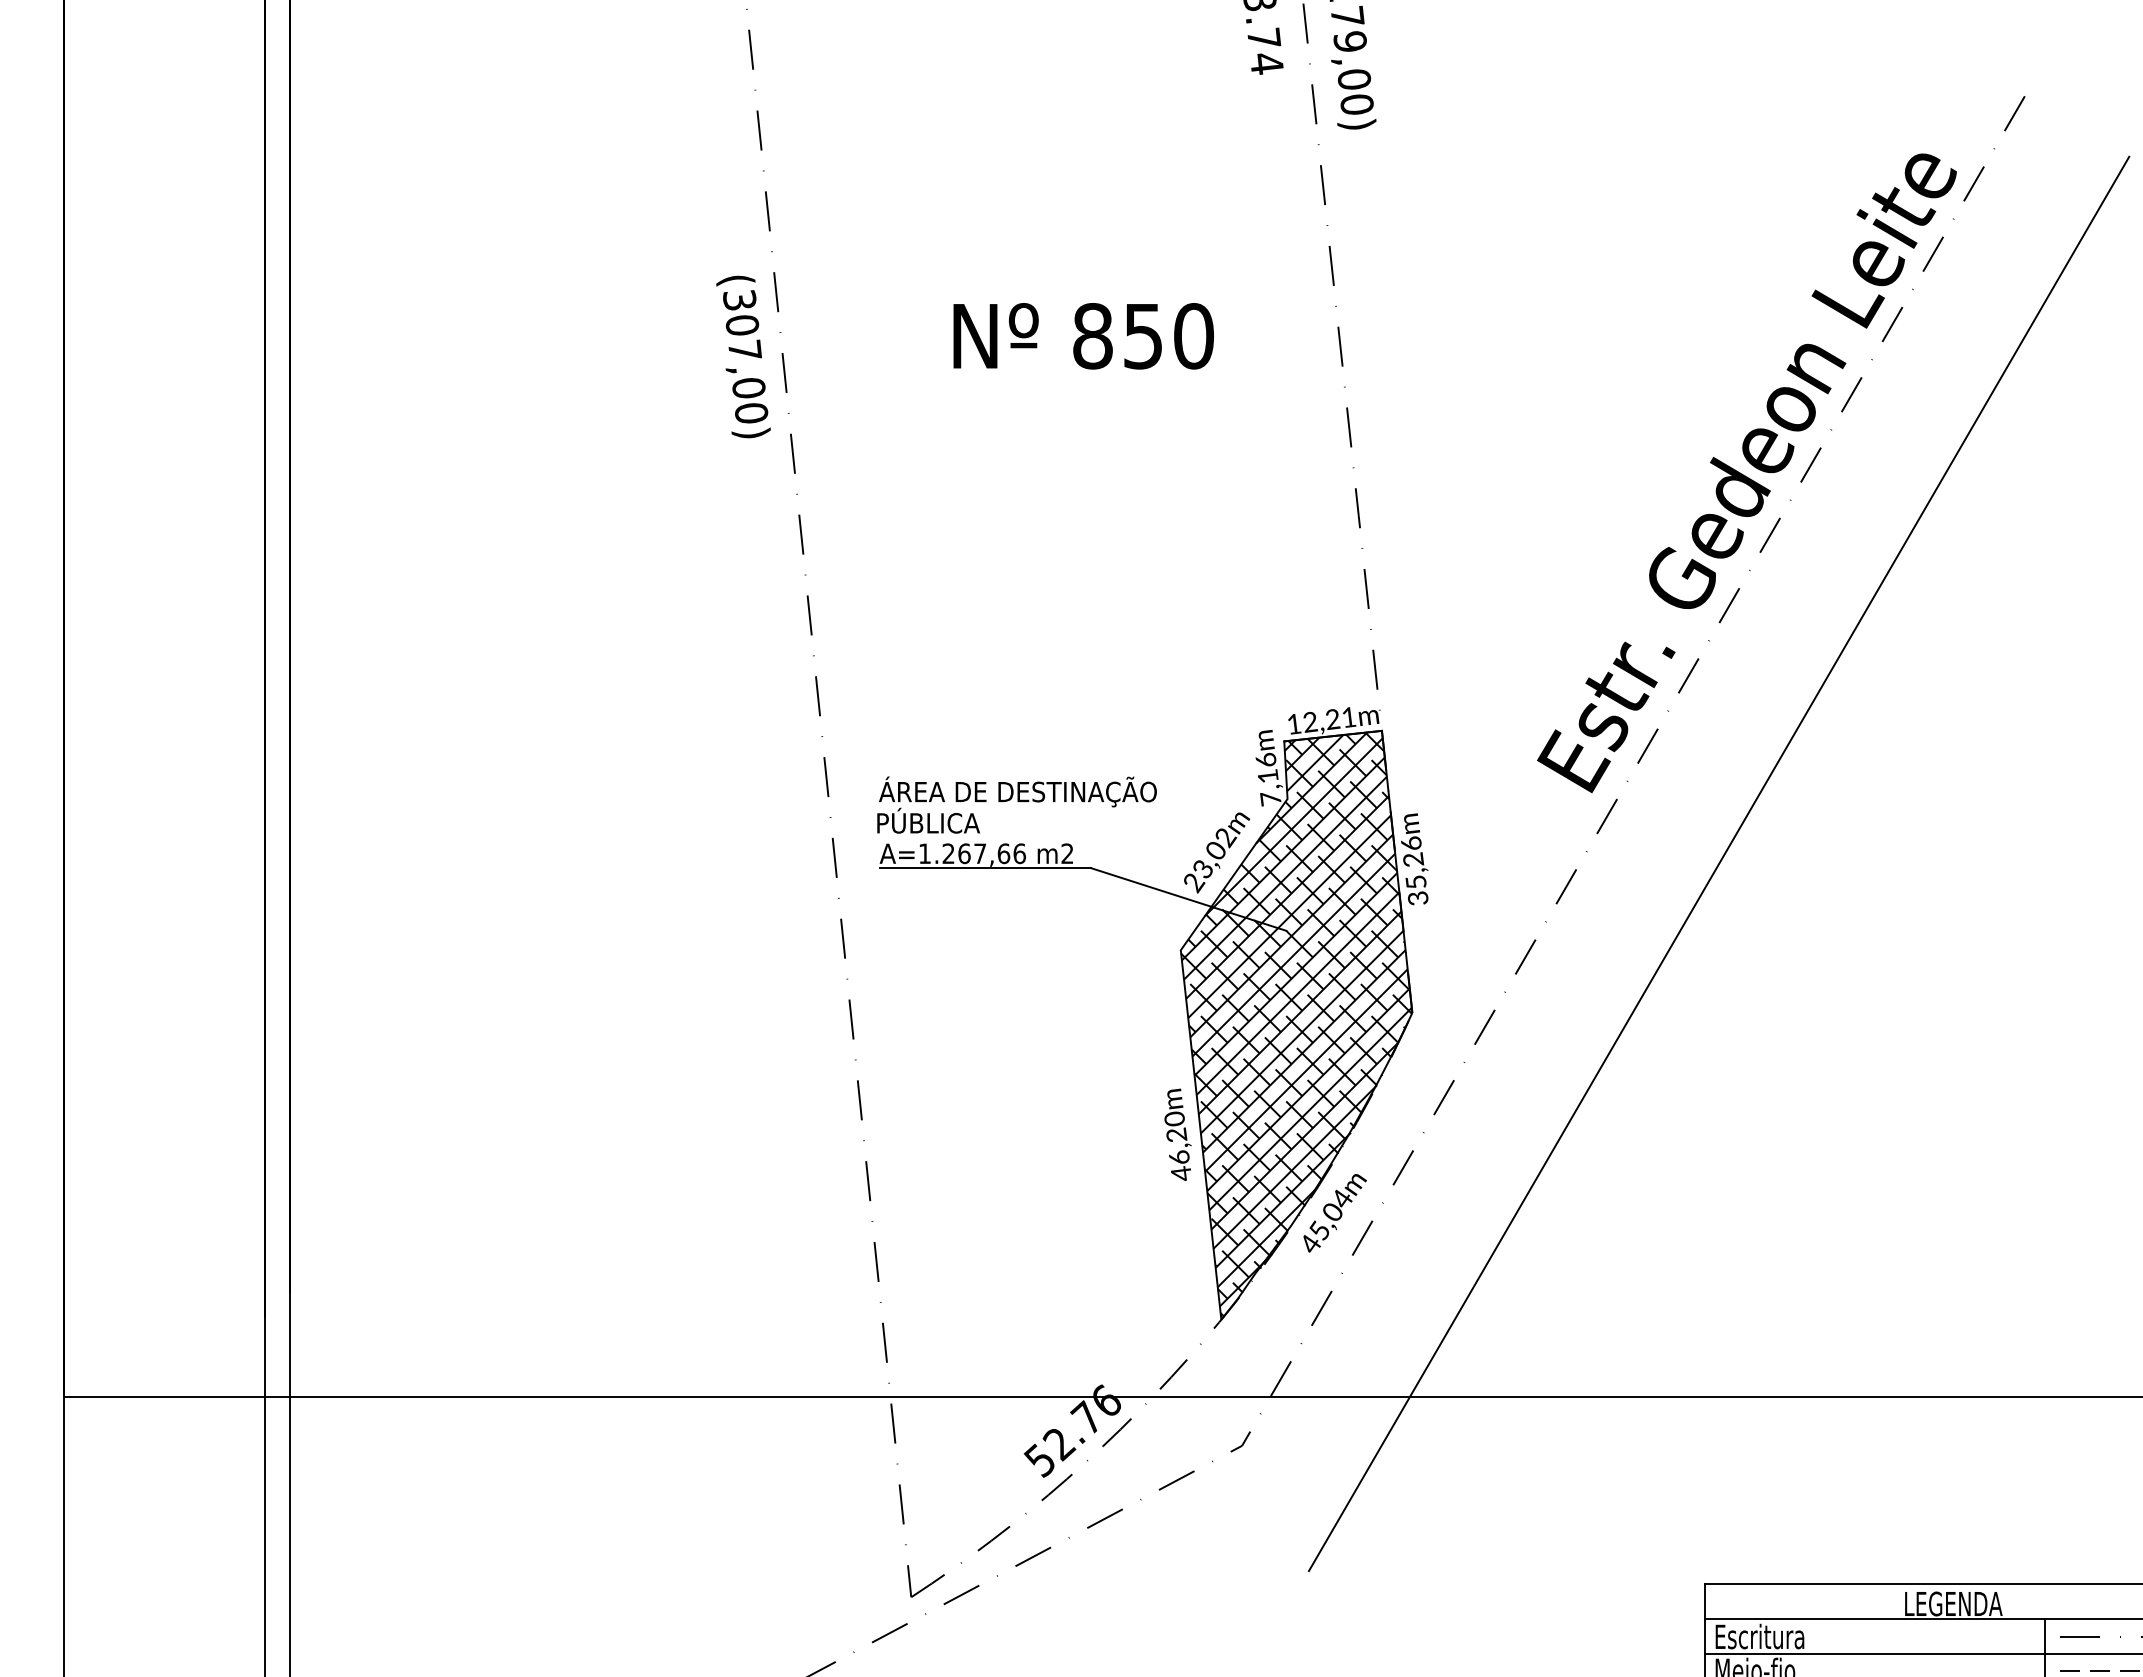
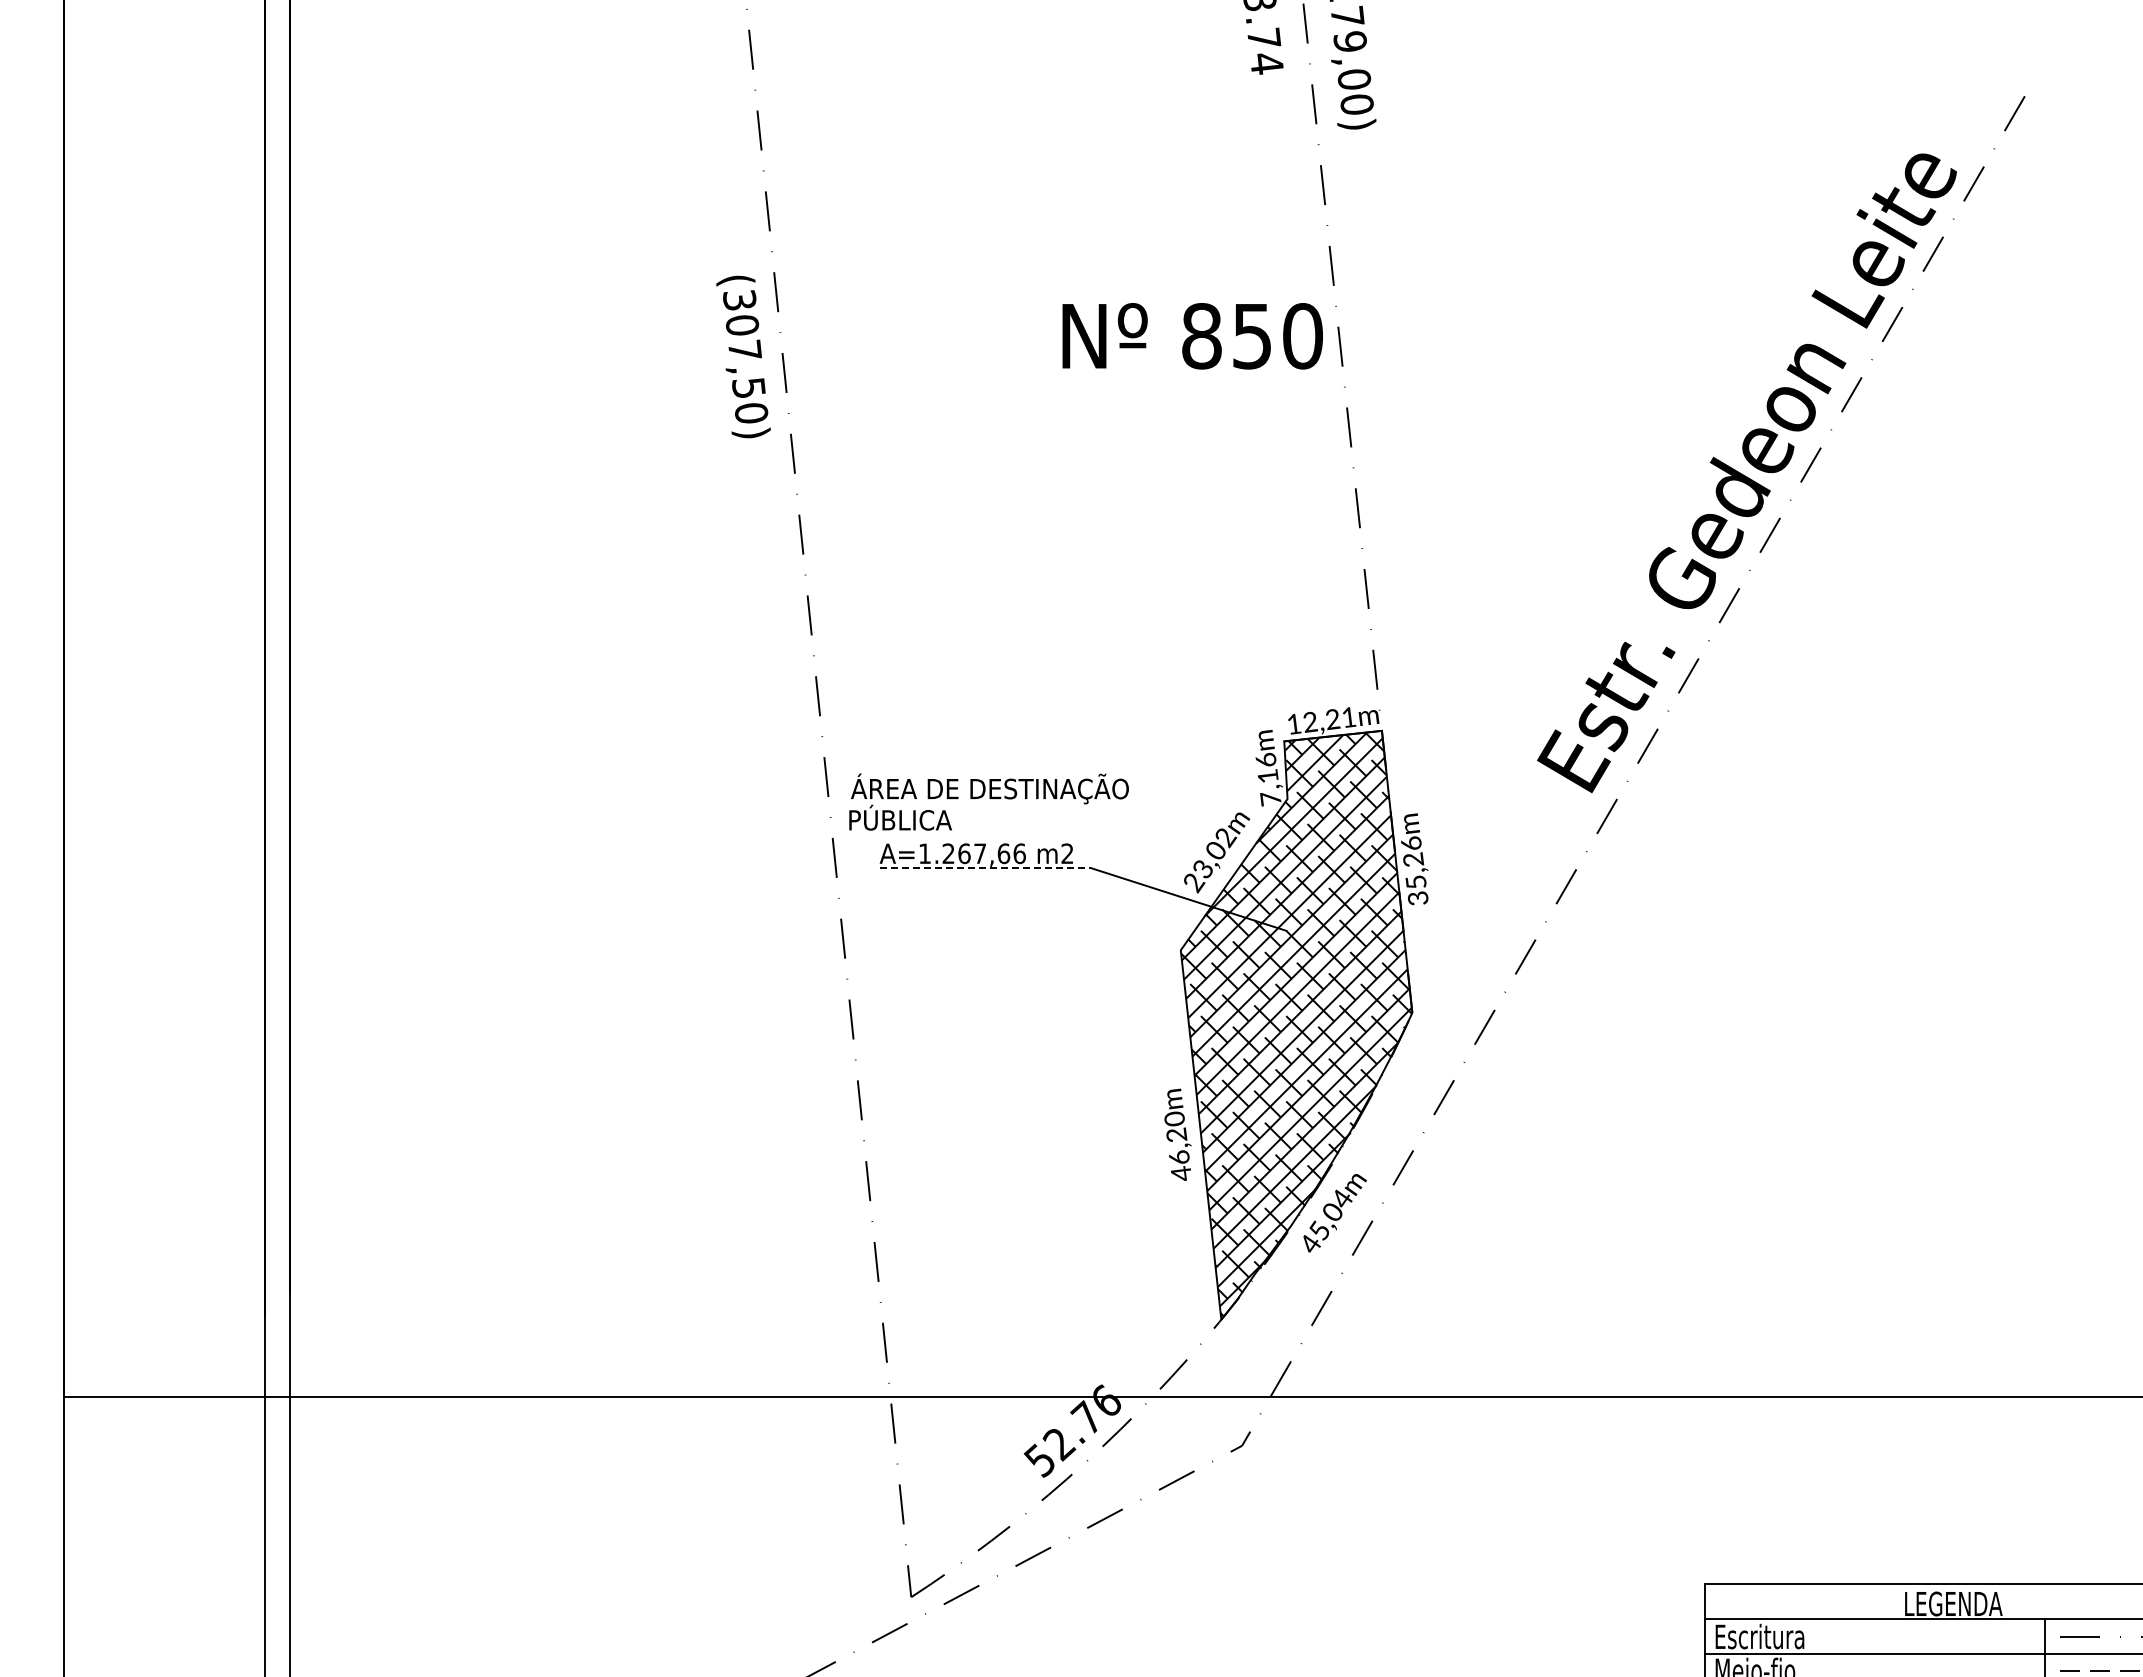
text position: (1083, 336) -> (1192, 336) (1192, 336)
text: (307,00) -> (307,50) (748, 388)
text position: (1016, 804) -> (988, 801) (988, 801)
line: present -> none (1718, 863)
line: solid -> dashed (985, 868)
